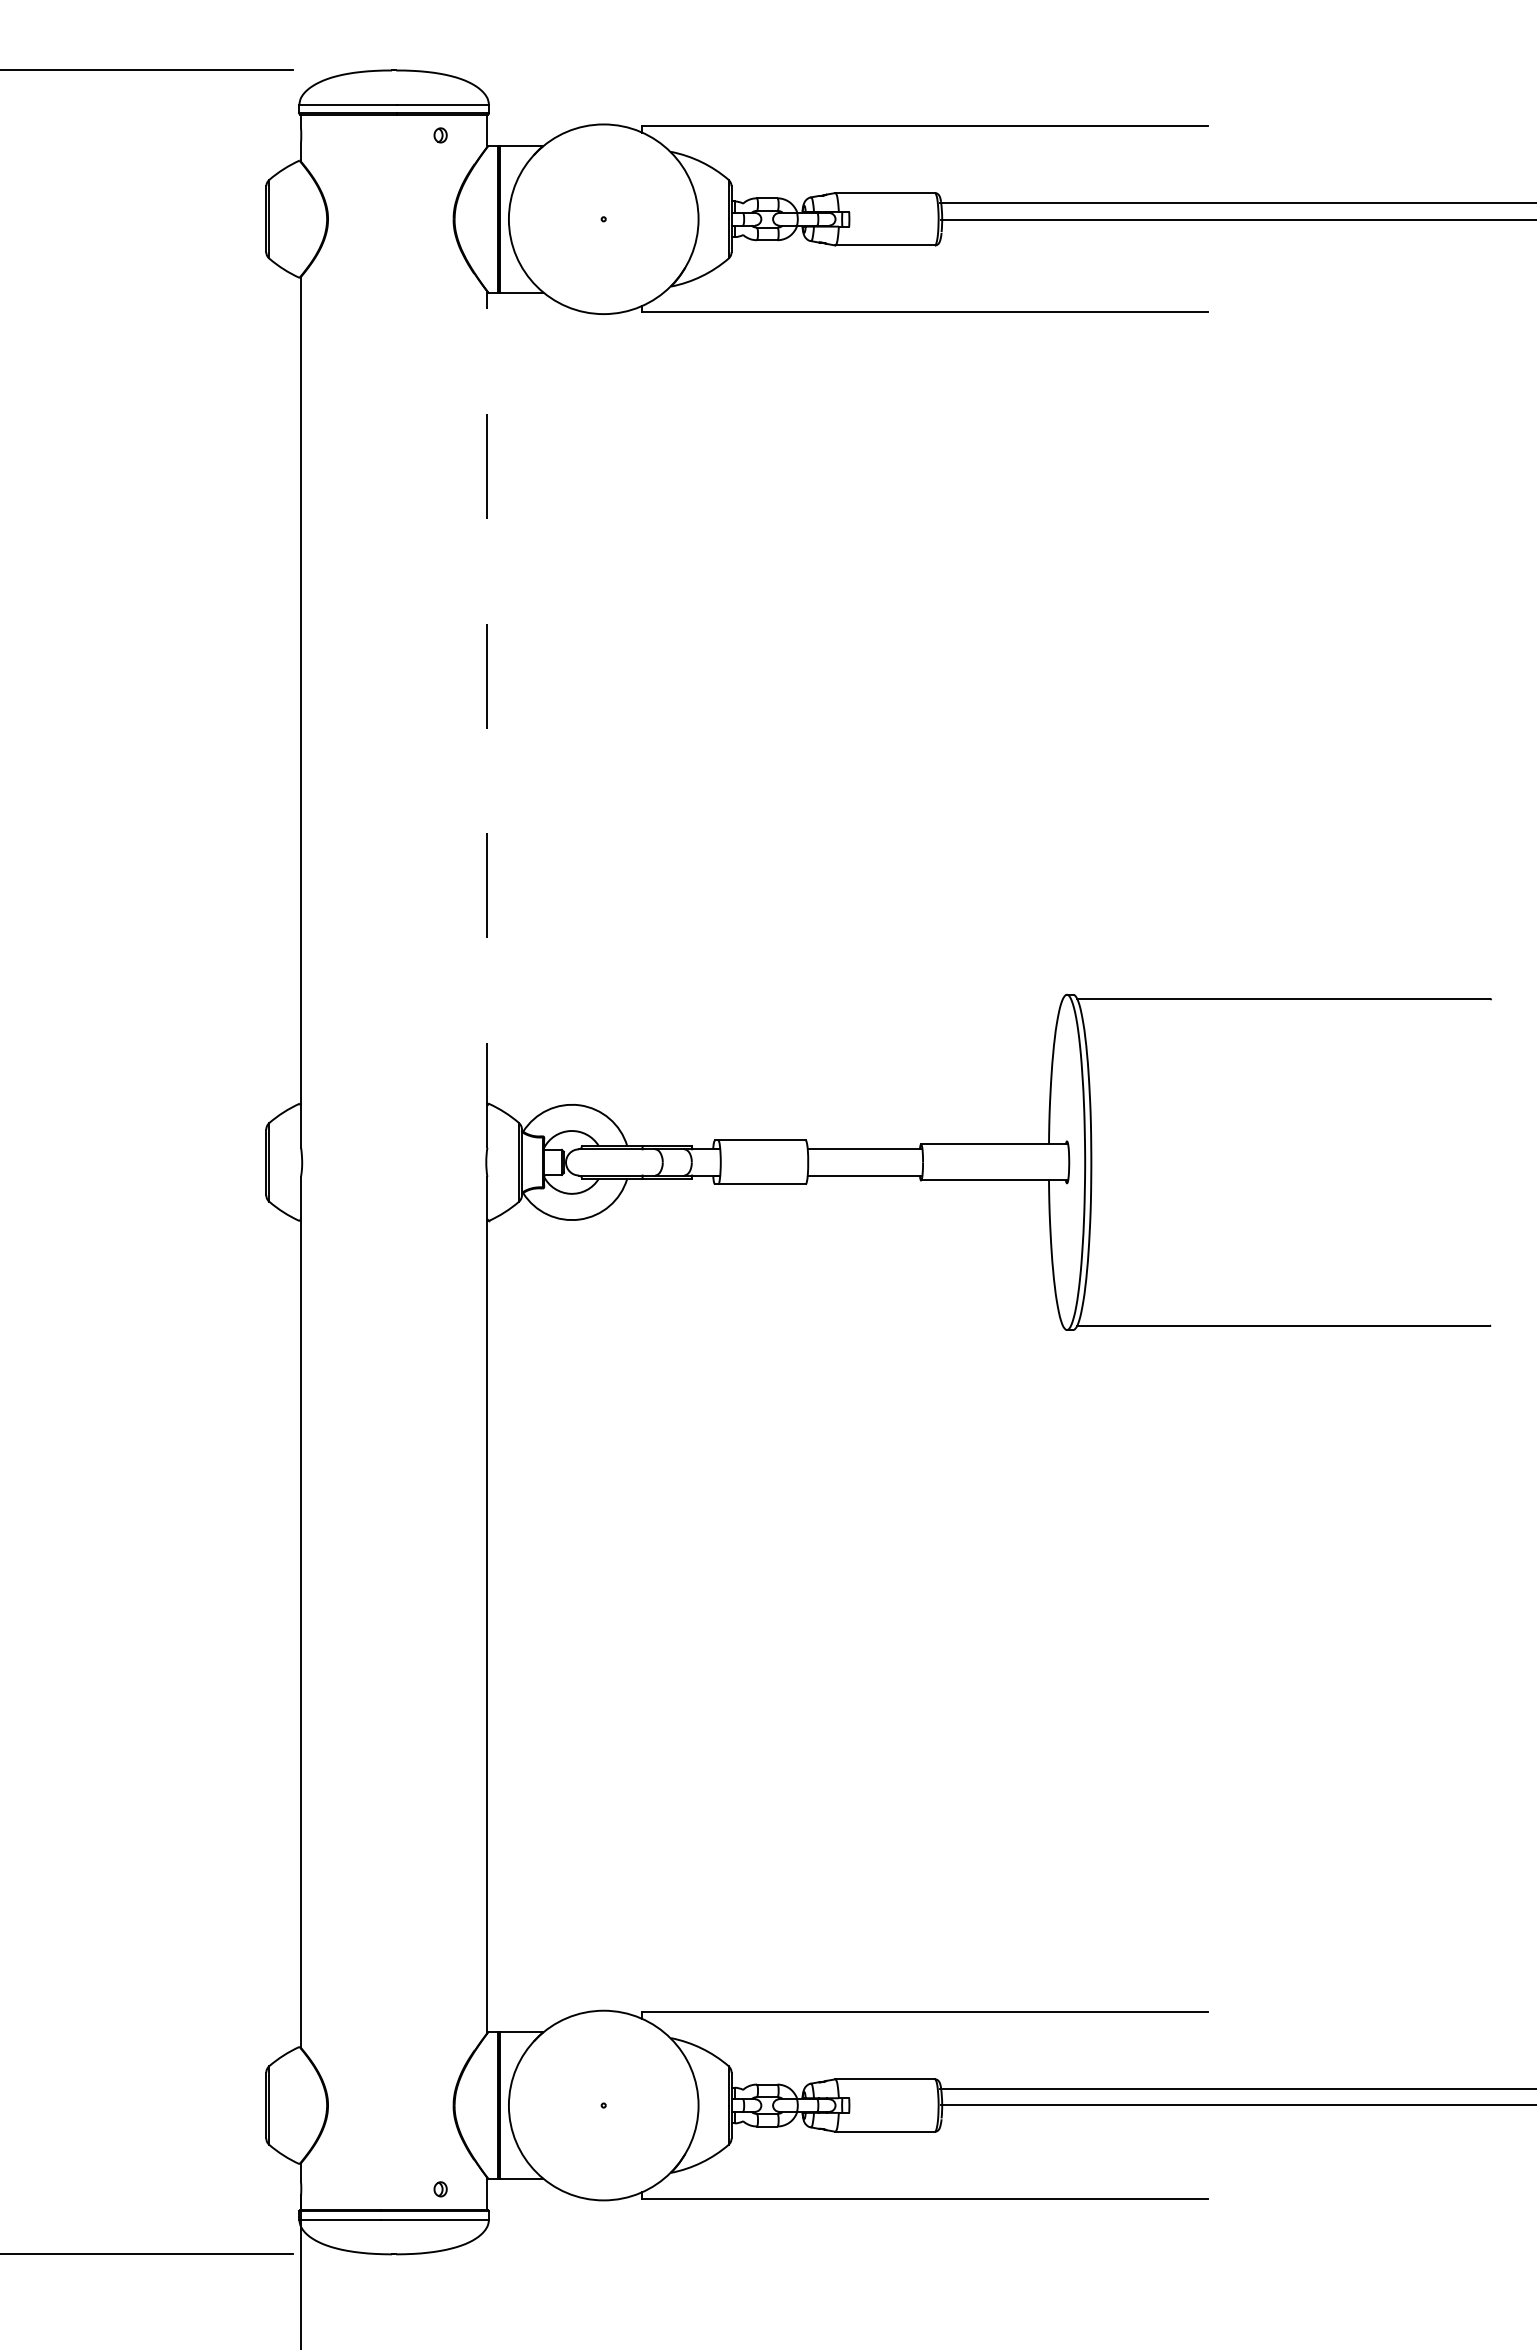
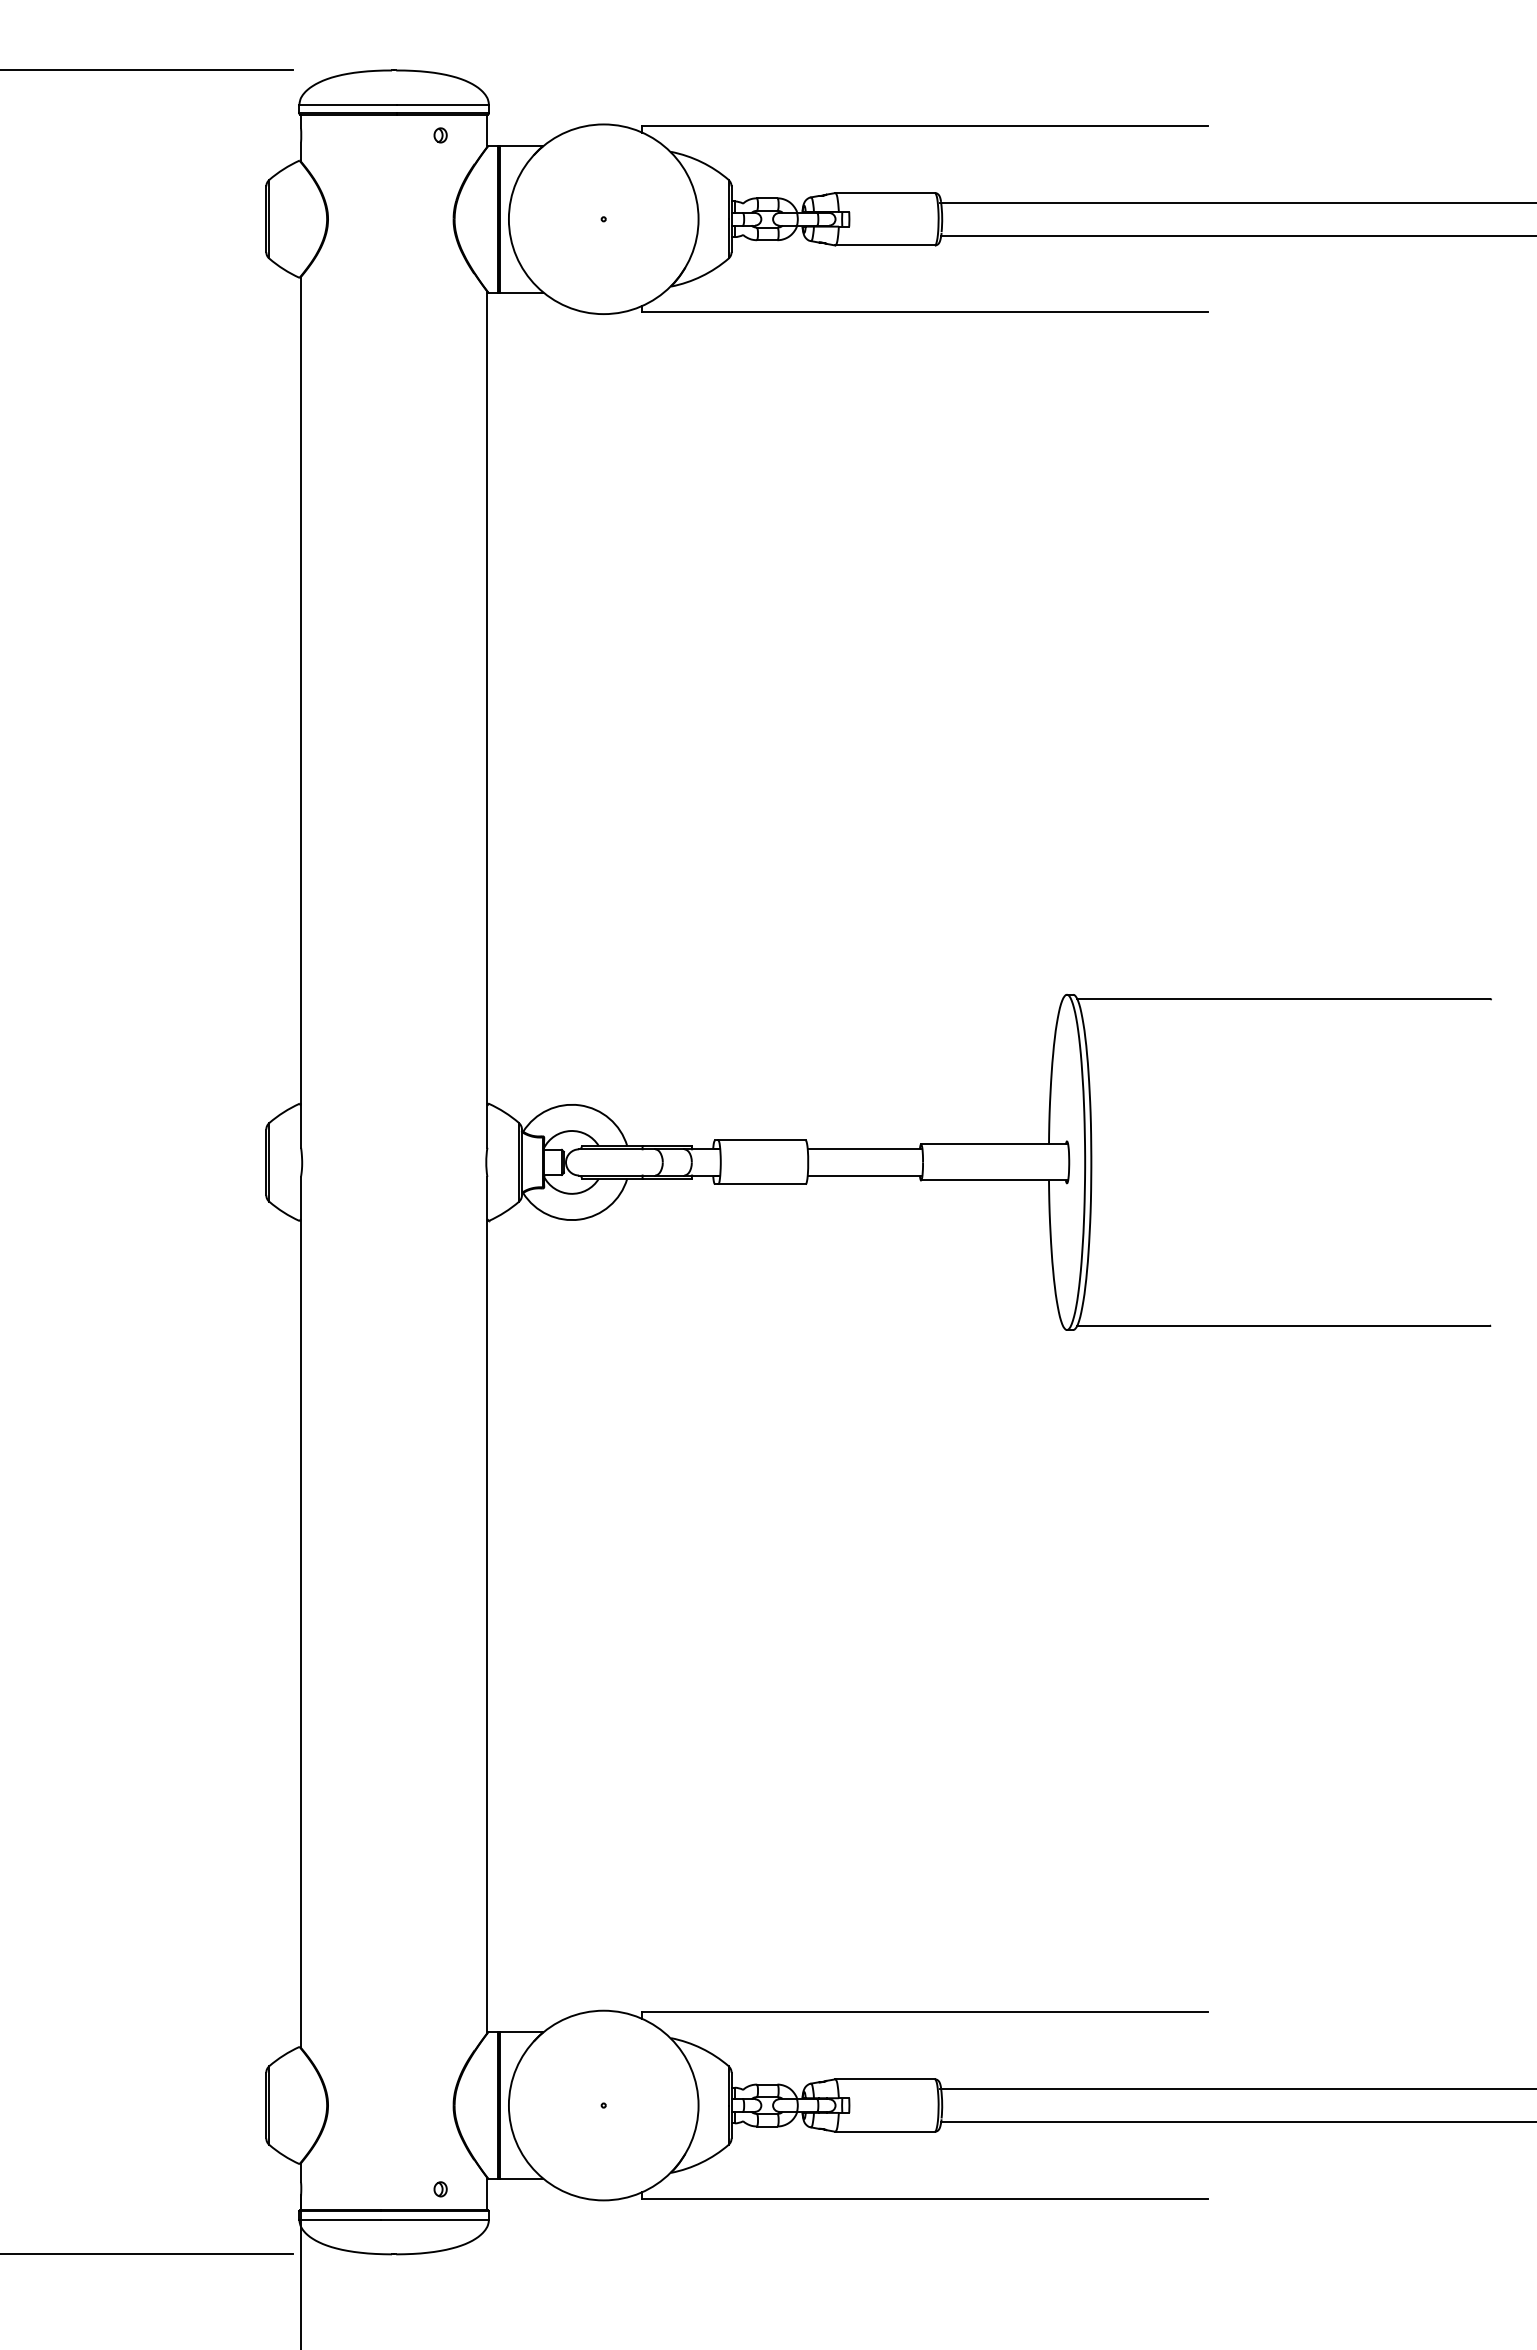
line position: (1237, 220) -> (1237, 236) (1237, 236)
line: dashed -> solid (487, 720)
line position: (1237, 2105) -> (1237, 2122) (1237, 2122)
